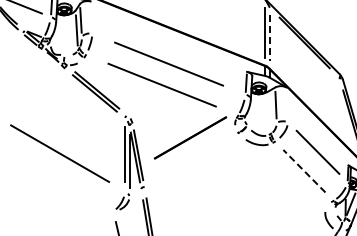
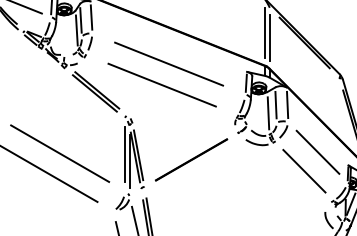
line: none -> present (91, 17)
line: dashed -> solid (269, 38)
line: none -> present (287, 104)
line: none -> present (268, 113)
line position: (190, 137) -> (191, 159) (191, 159)
line: dashed -> solid (304, 171)
line: none -> present (49, 173)
line: none -> present (134, 219)
